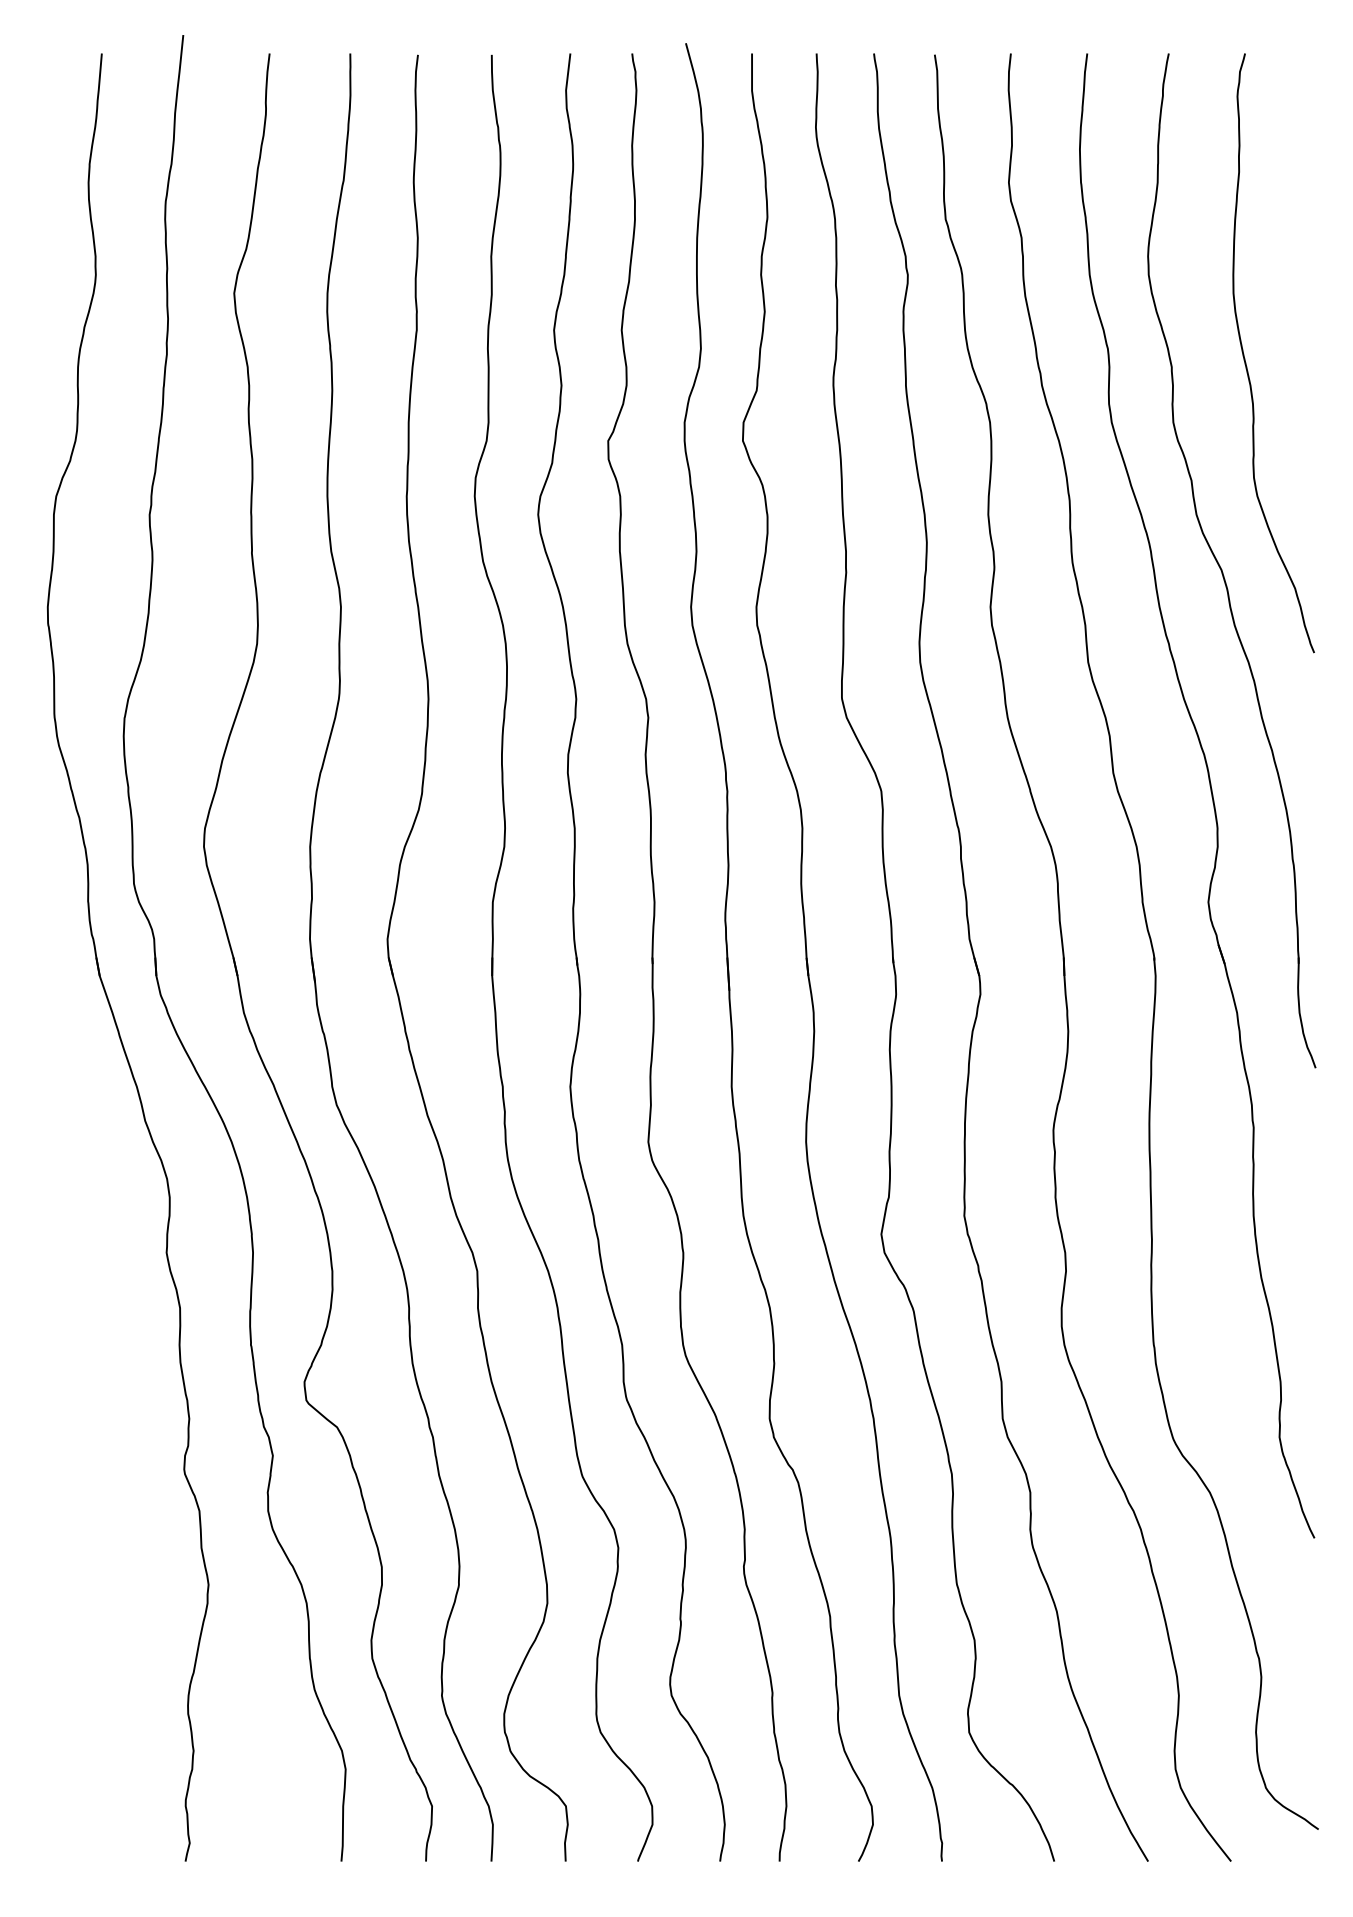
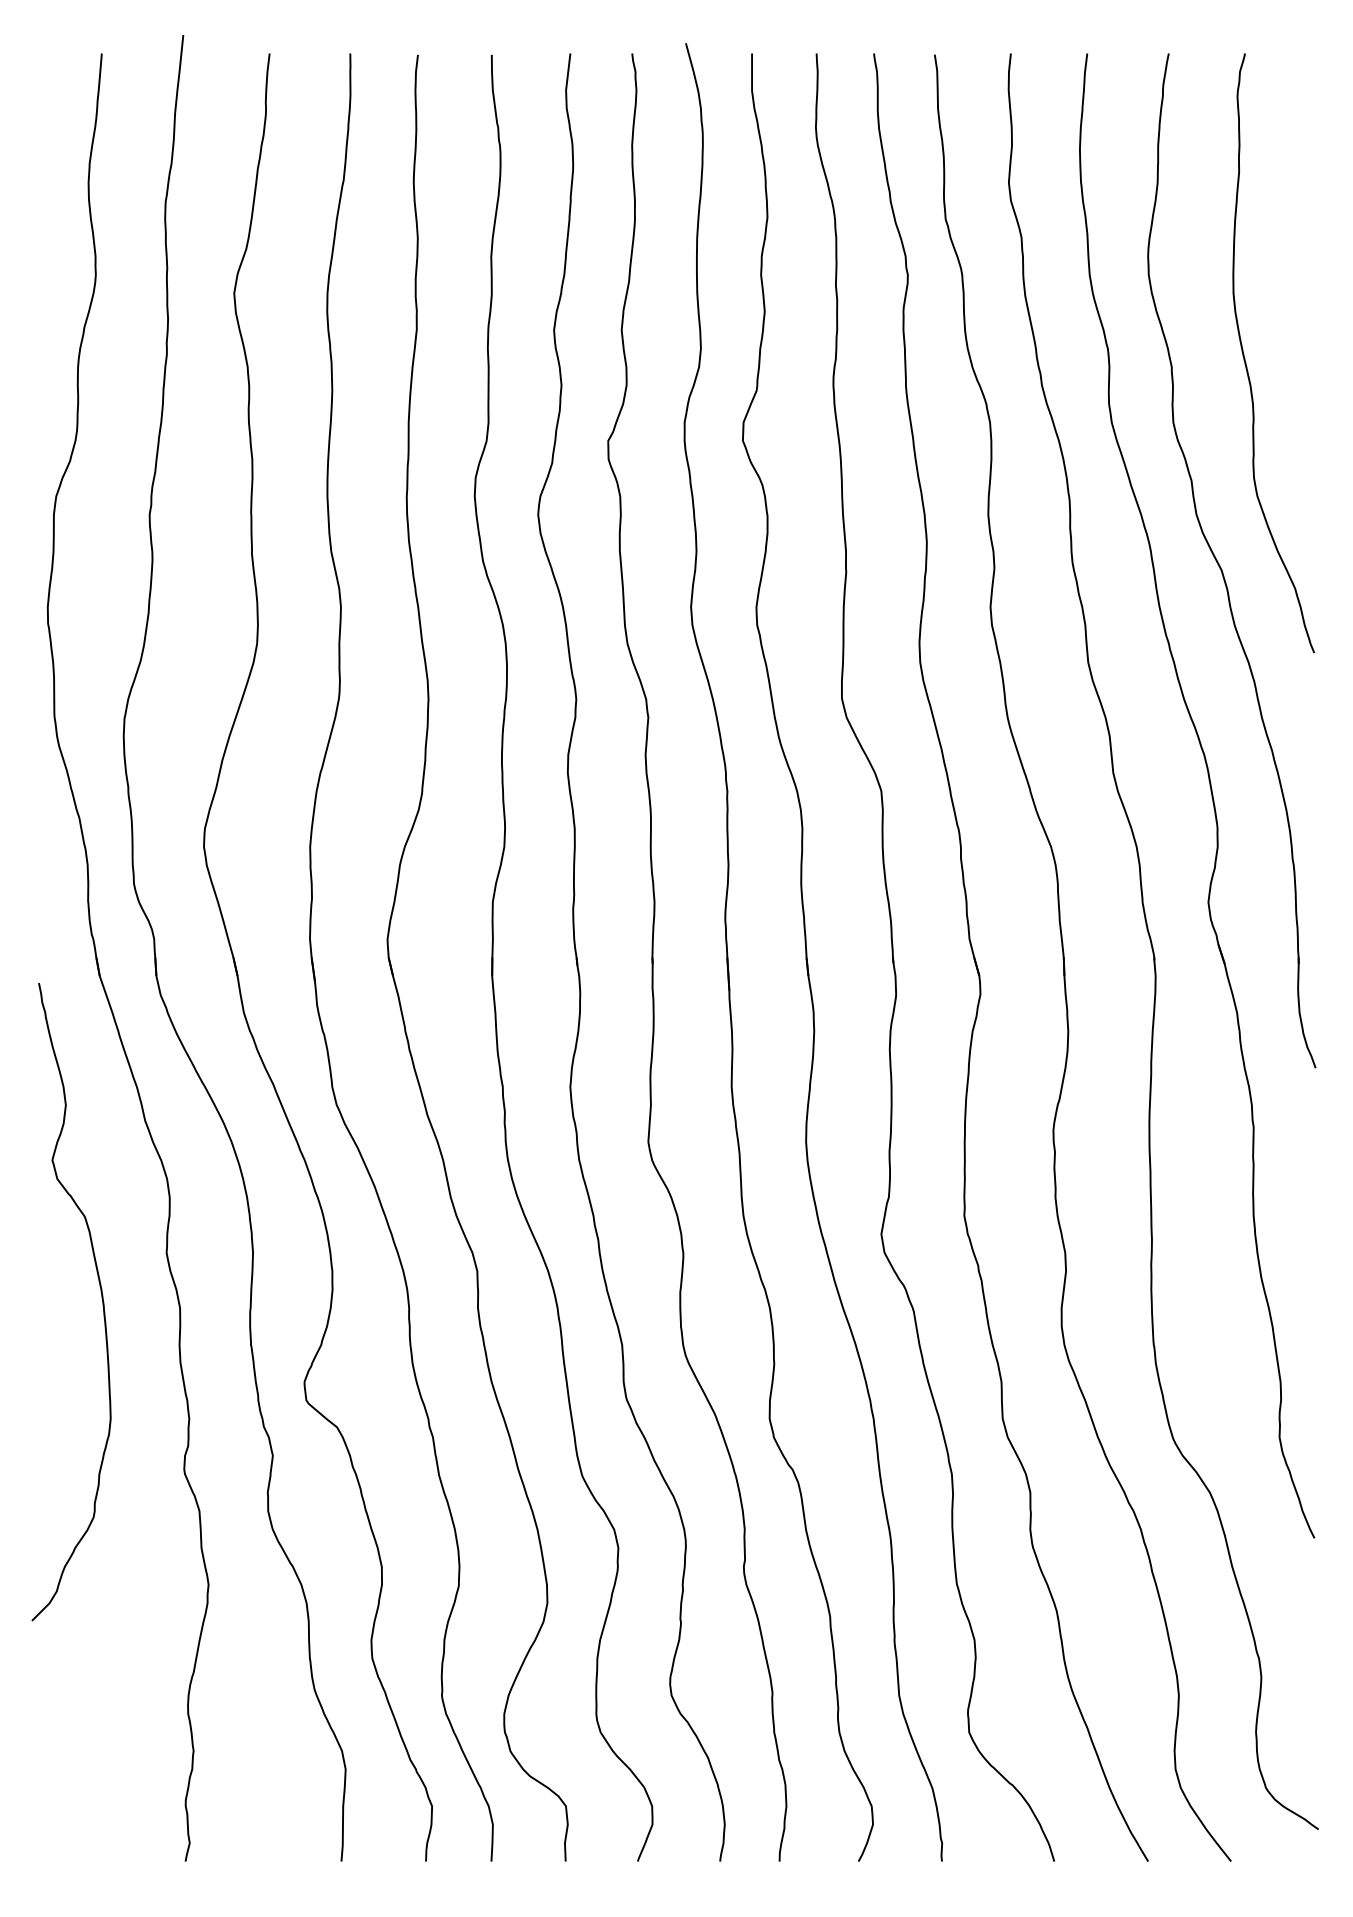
curve: none -> present (101, 1299)
